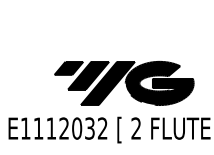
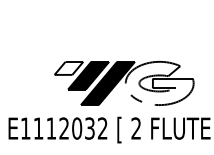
fill: present -> none (68, 67)
fill: present -> none (159, 83)
